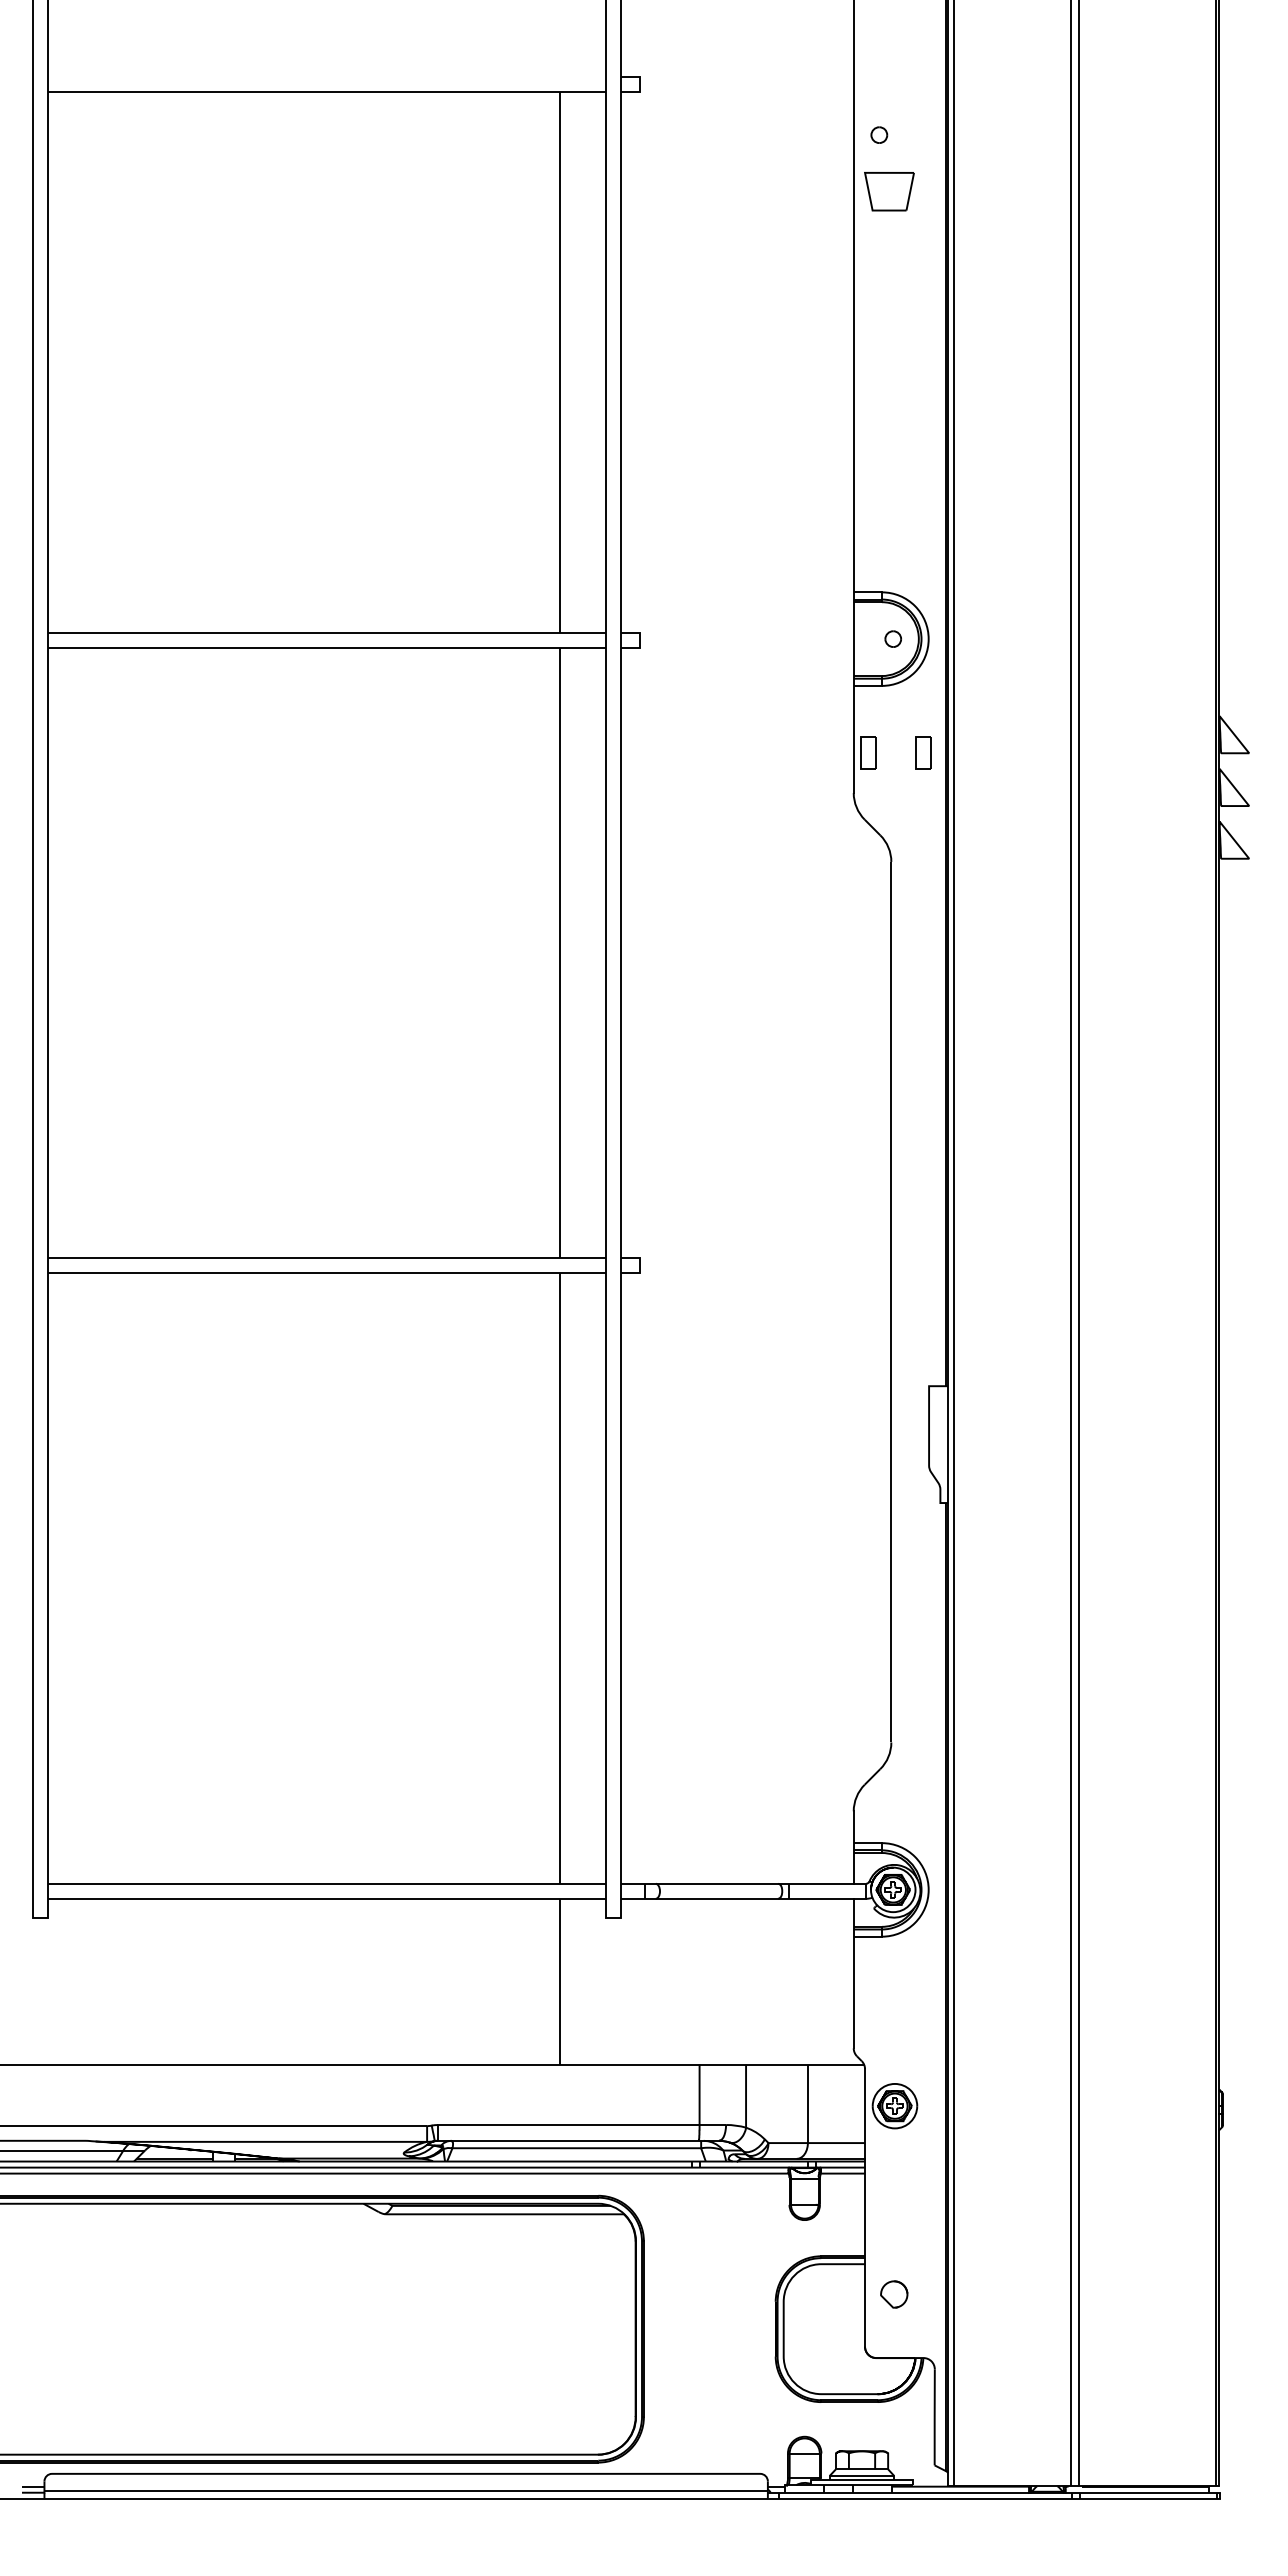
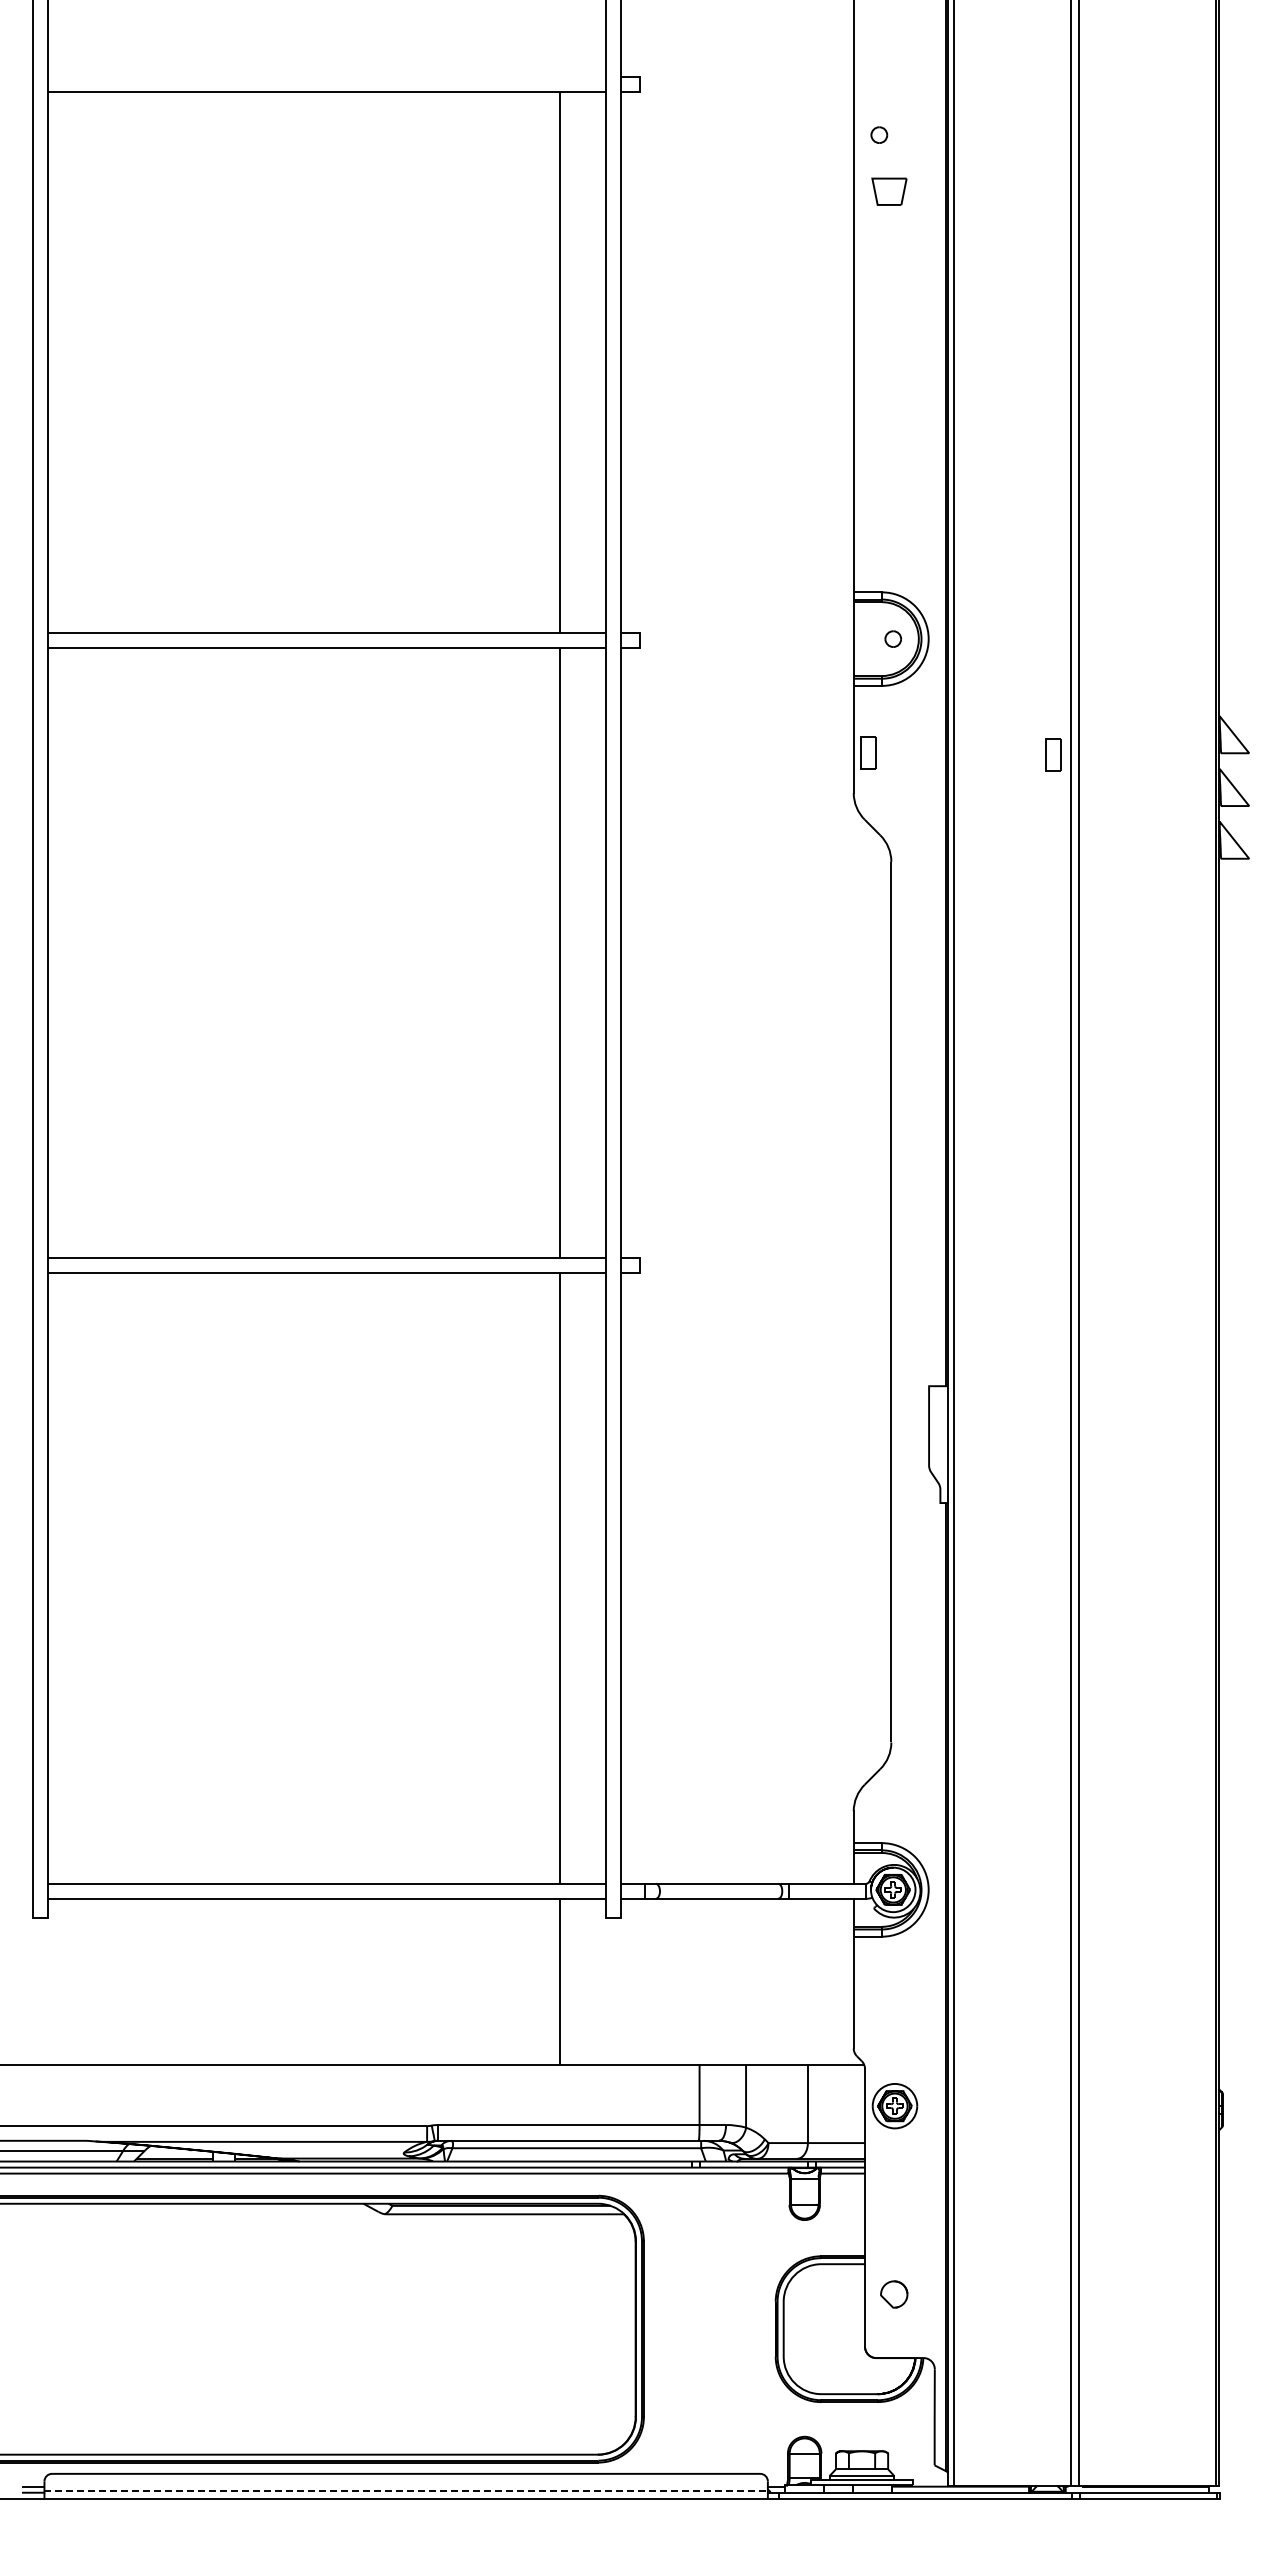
part size: 51x40 px -> 37x29 px (889, 191)
part position: (923, 752) -> (1053, 754) (1053, 754)
line: solid -> dashed (406, 2490)
